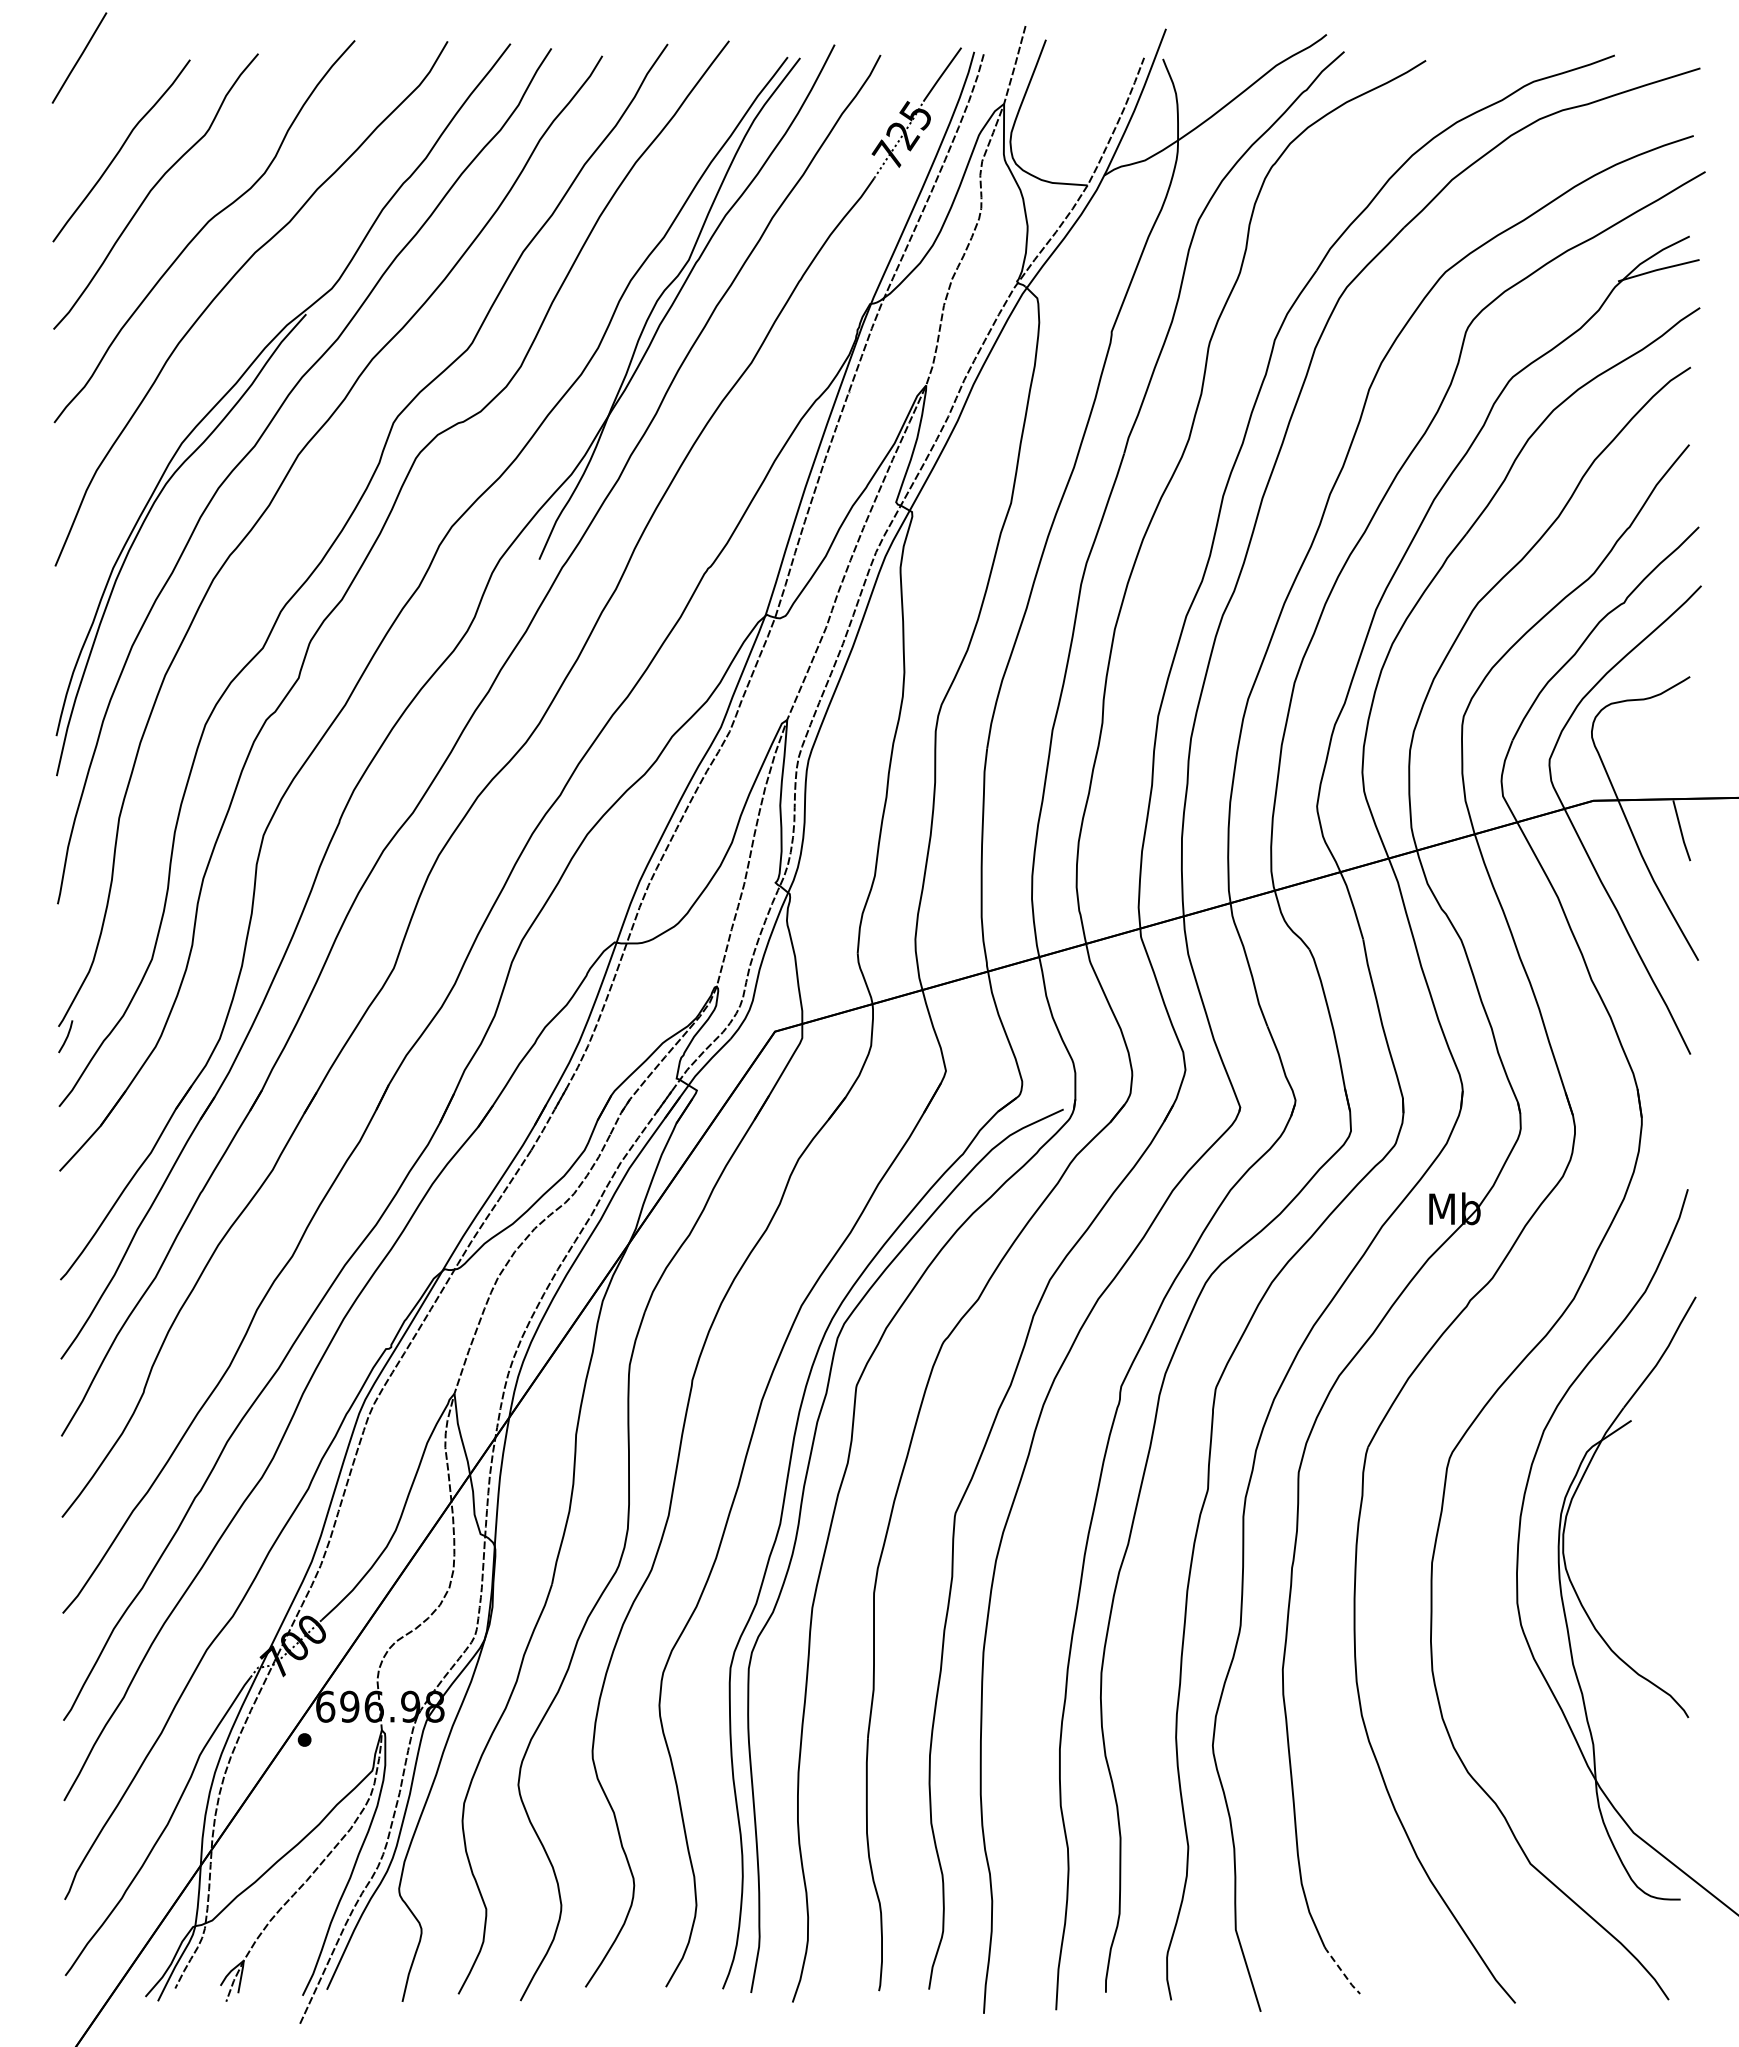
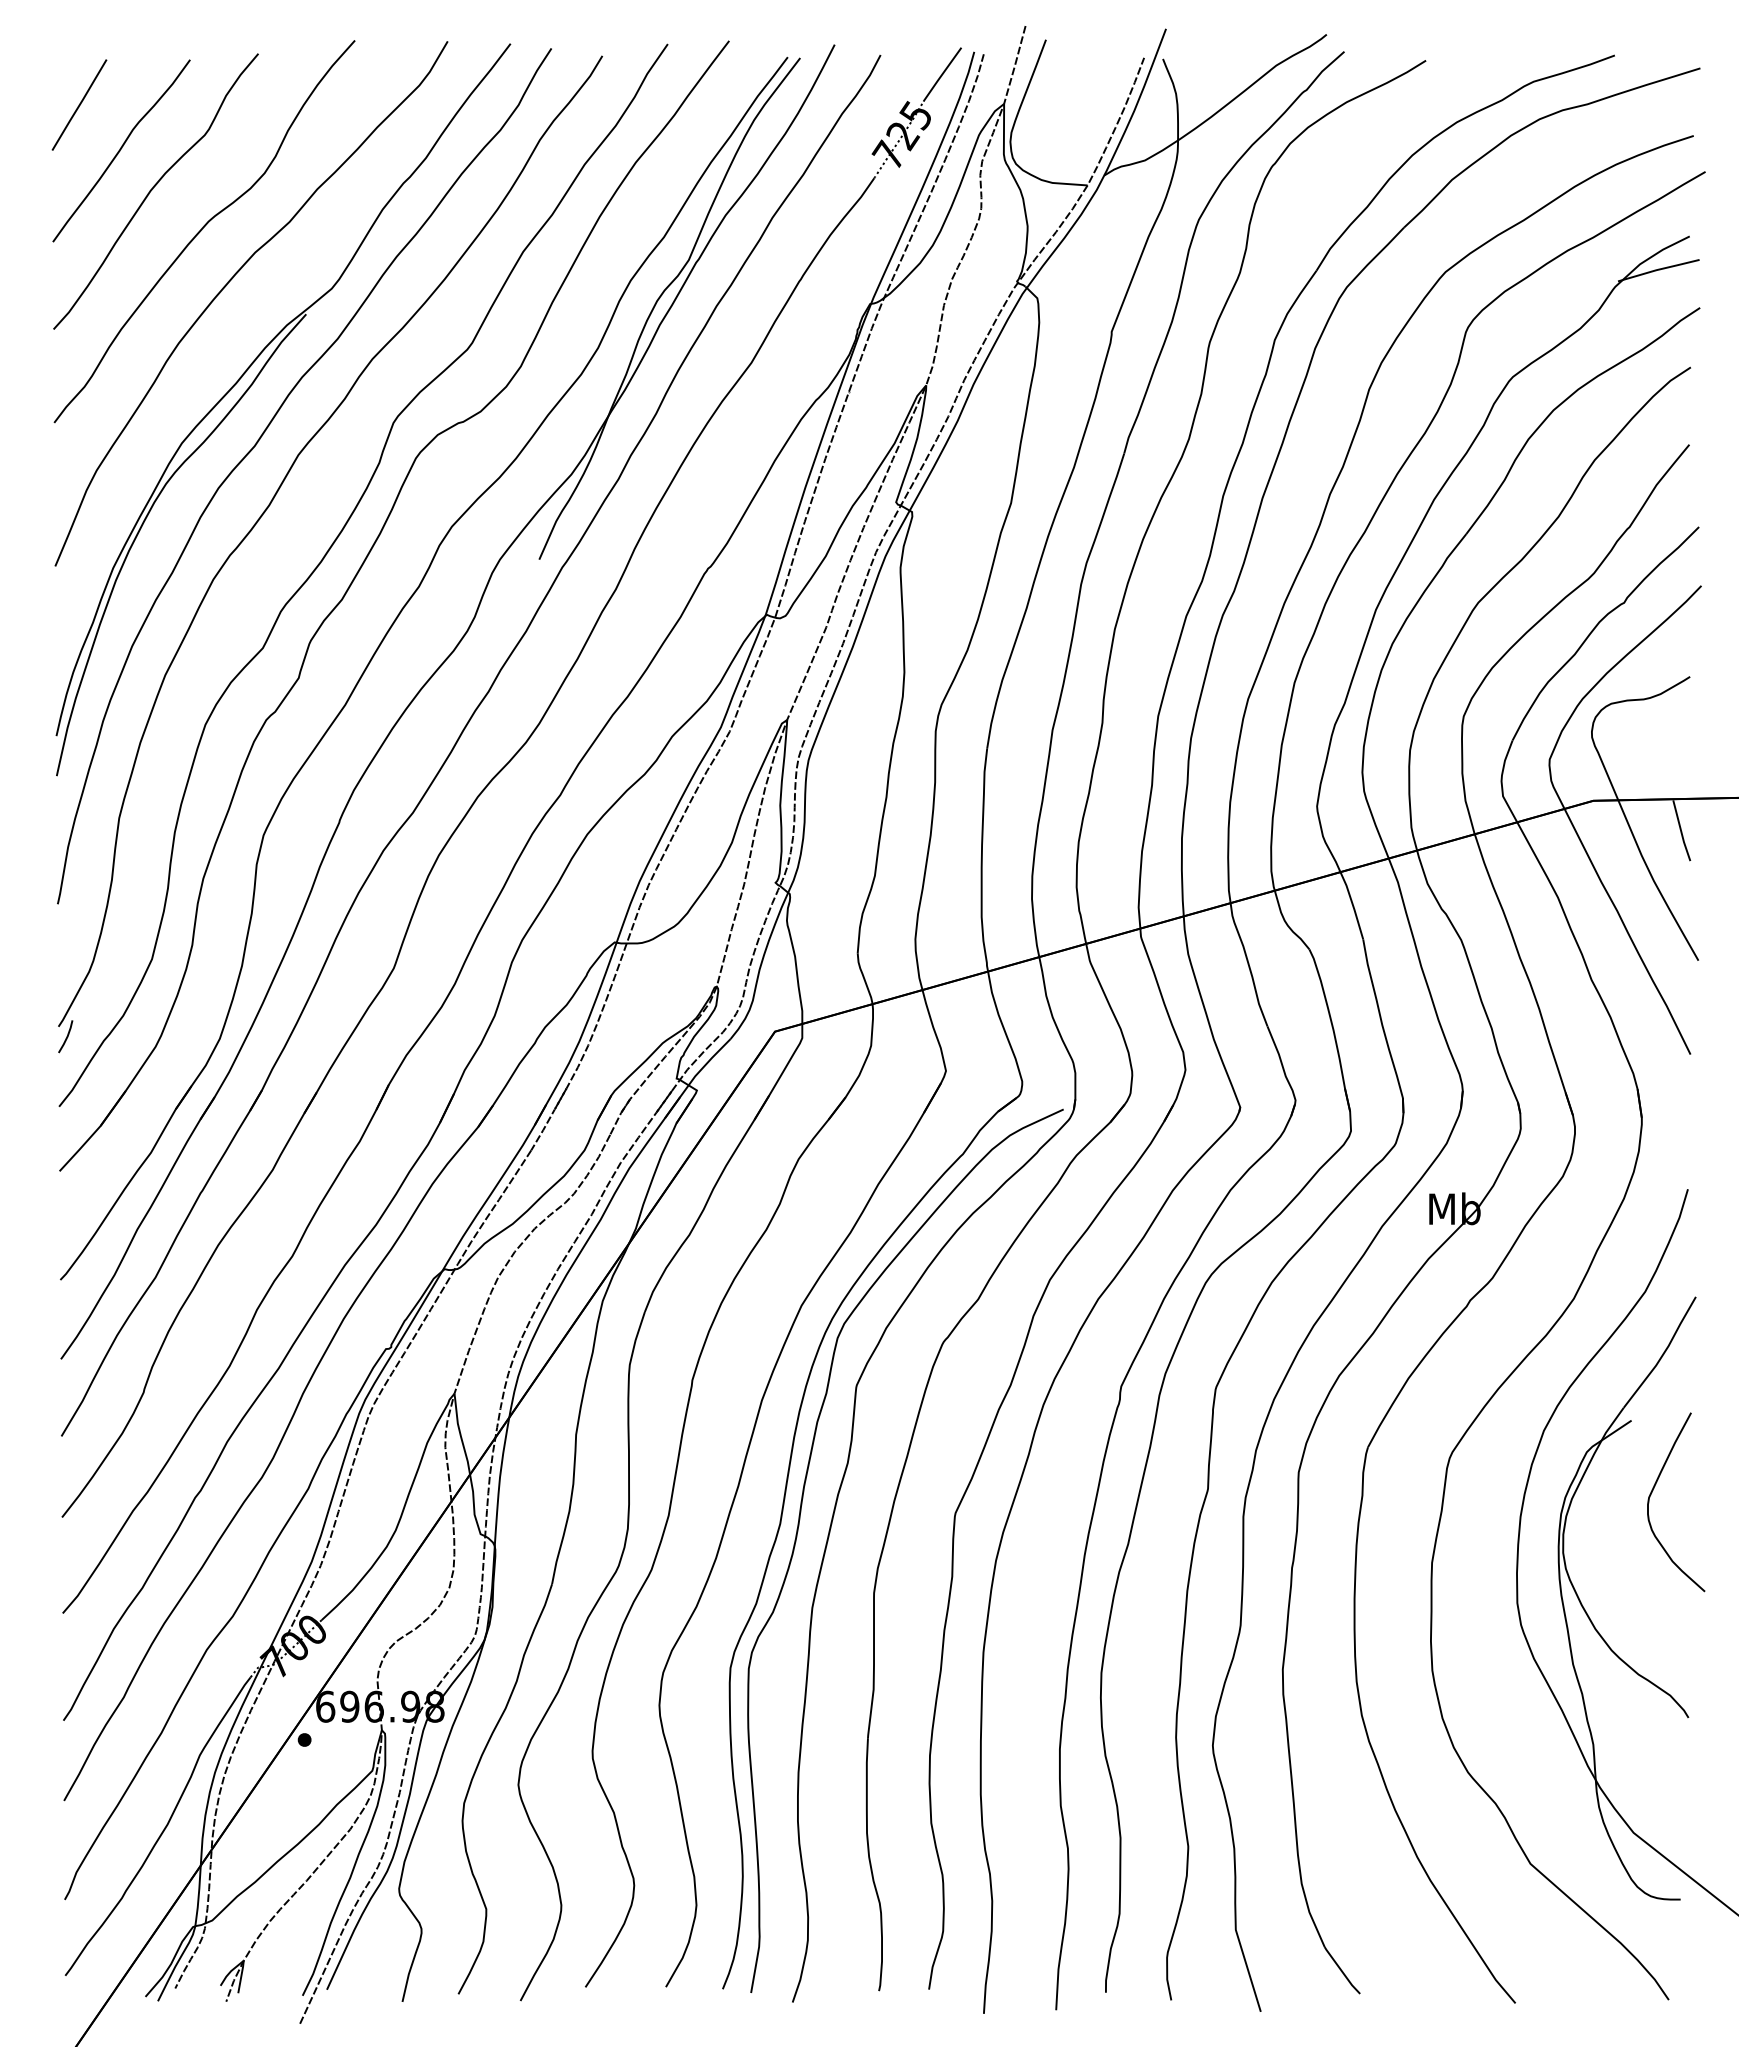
line position: (79, 57) -> (79, 104) (79, 104)
curve: none -> present (1653, 1490)
line: dashed -> solid (1341, 1970)
